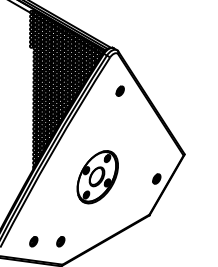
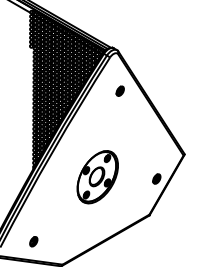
part: present -> none (60, 241)
